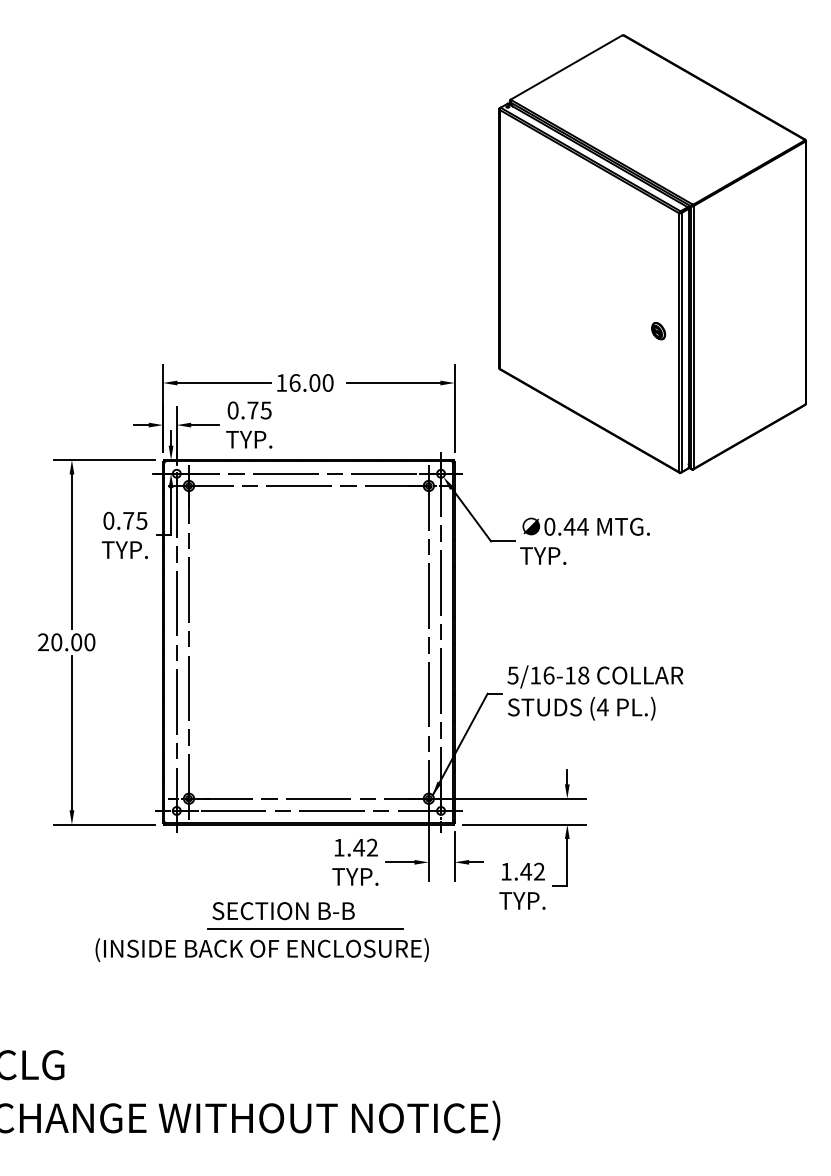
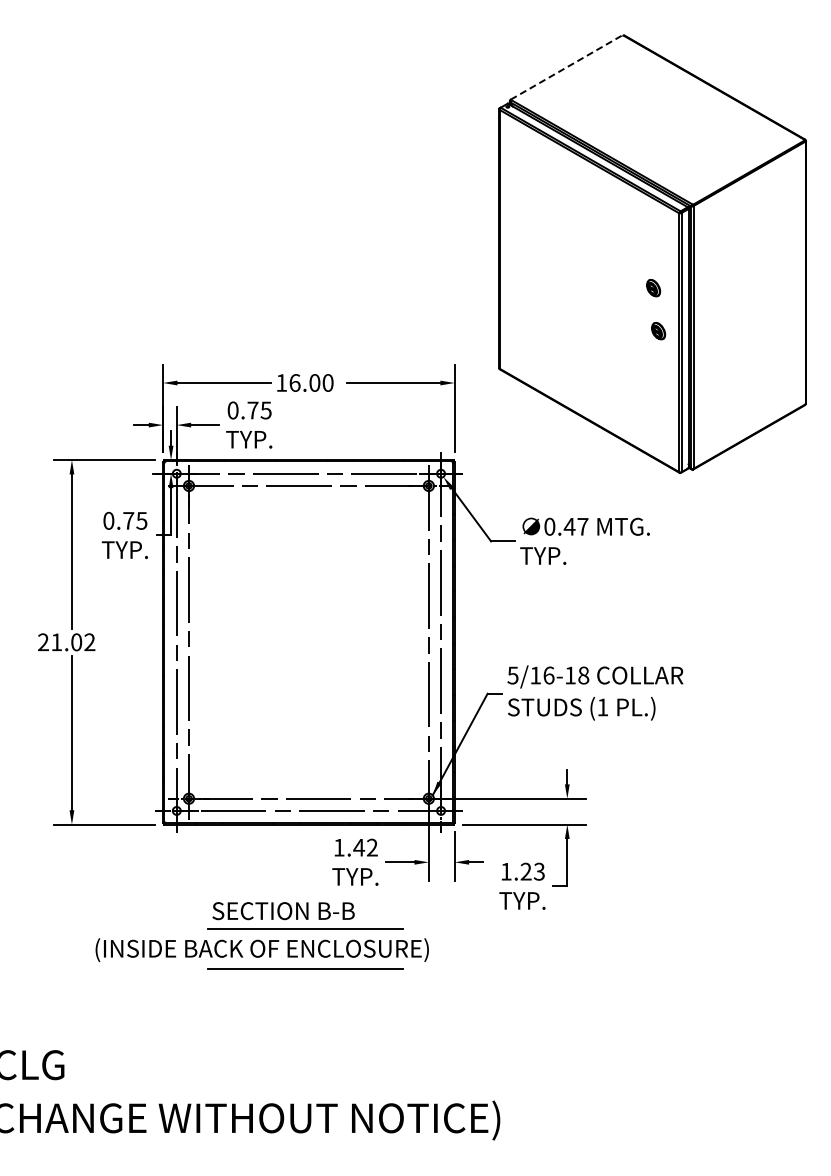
line: solid -> dashed (566, 67)
part: none -> present (653, 288)
text: 0.44 -> 0.47 (582, 526)
text: 20.00 -> 21.02 (73, 642)
text: (4 -> (1 (602, 707)
text: 1.42 -> 1.23 (532, 871)
line: none -> present (305, 968)
